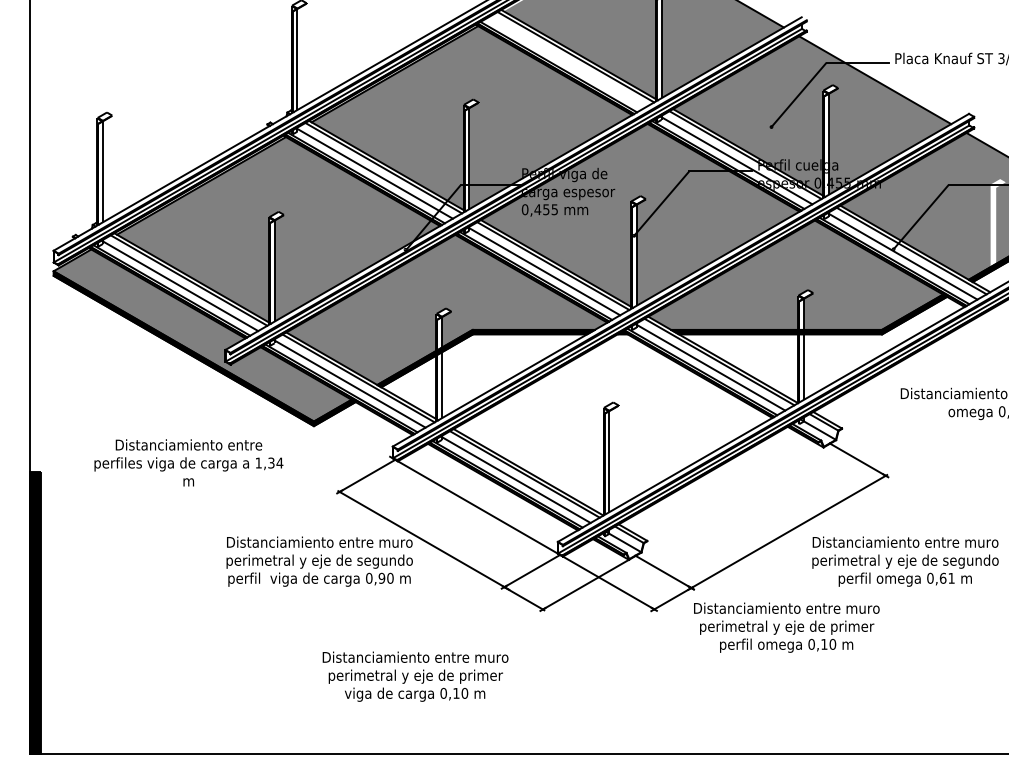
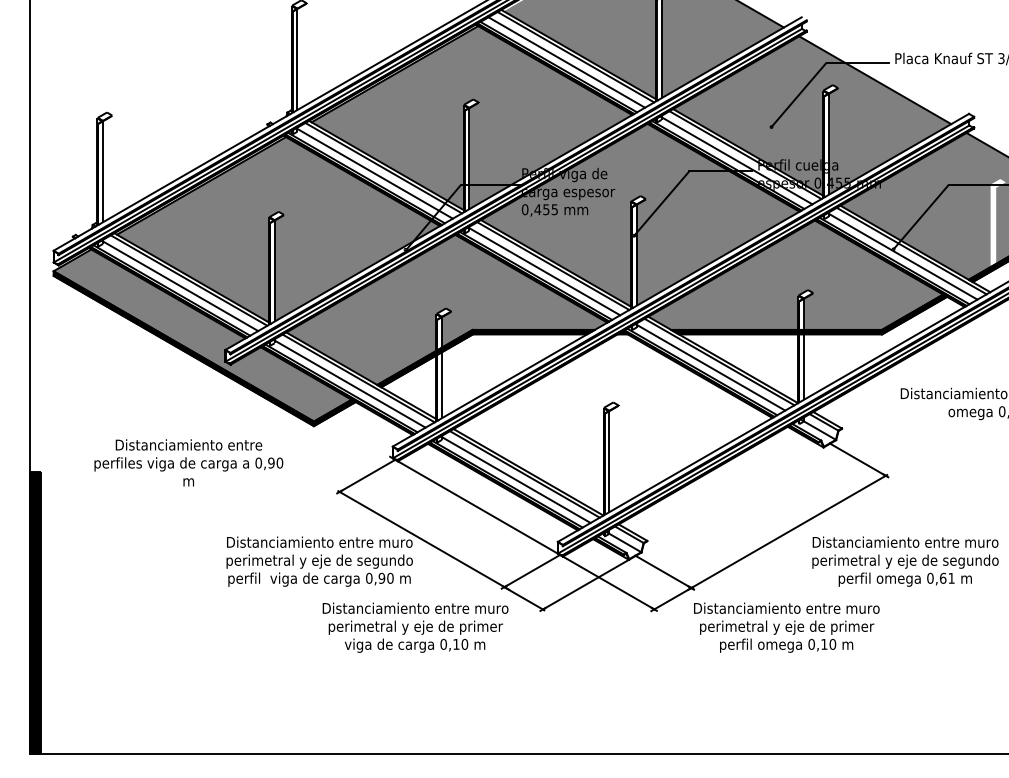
line: none -> present (566, 62)
text: 1,34 -> 0,90 (269, 462)
text position: (415, 676) -> (415, 627) (415, 627)
